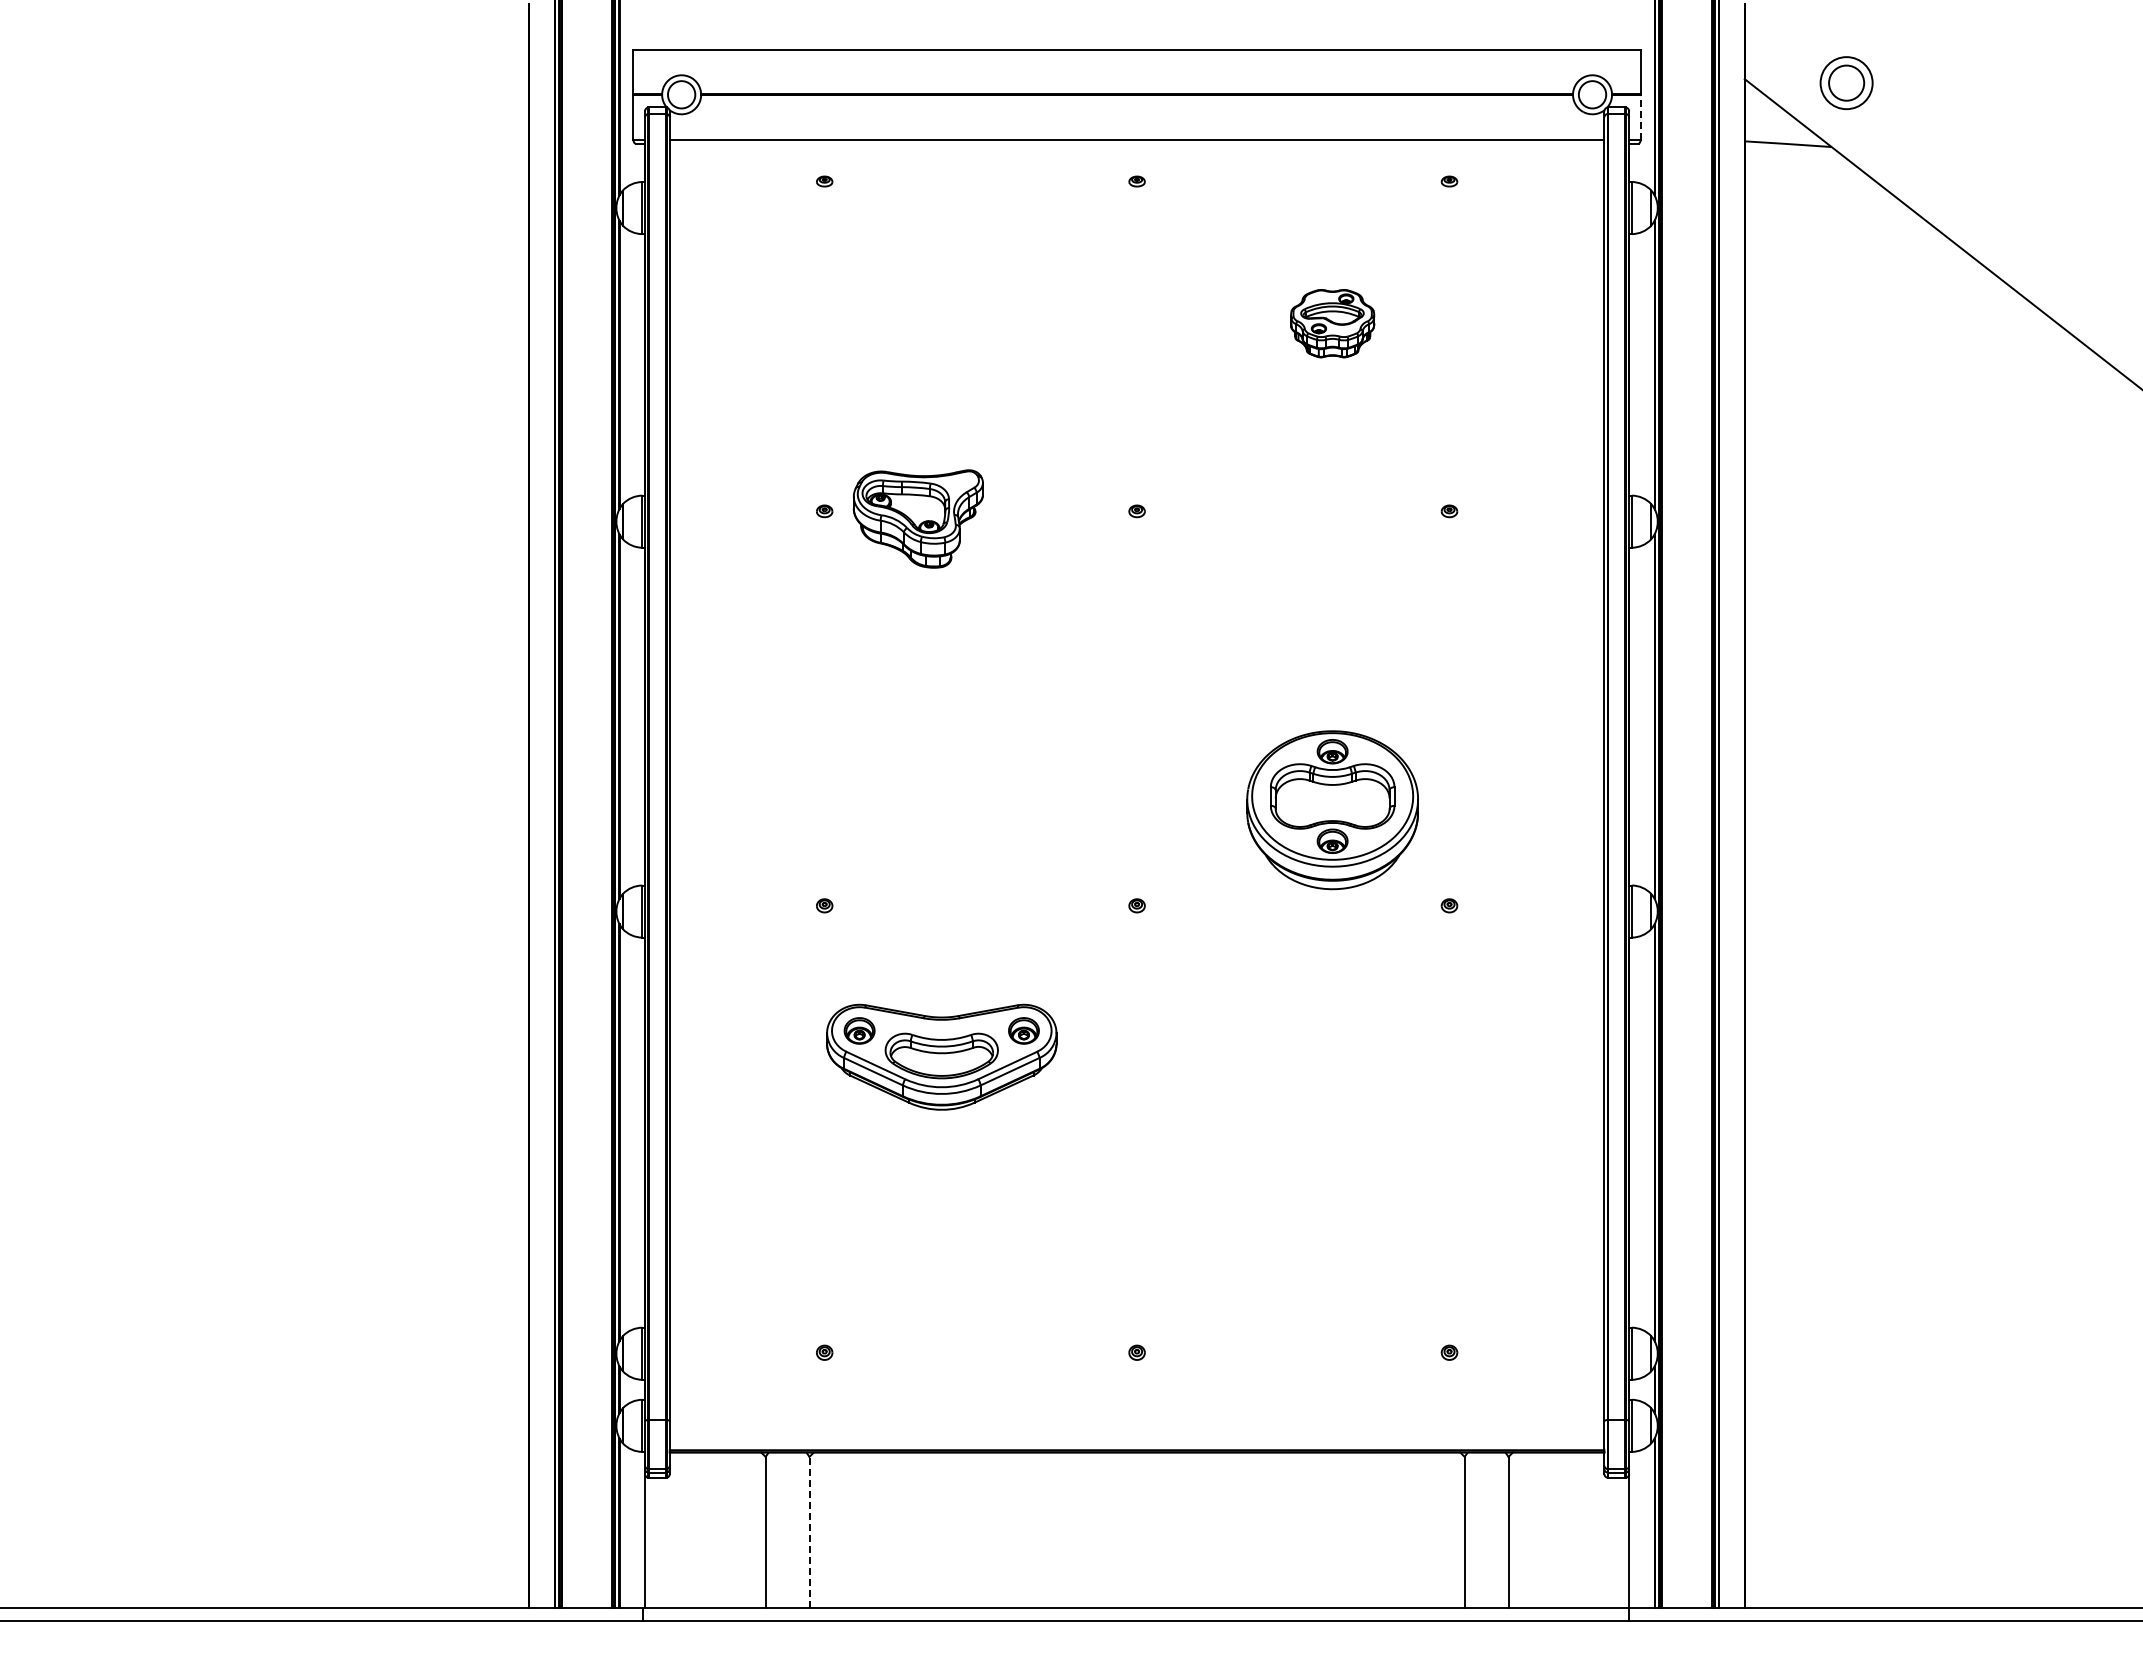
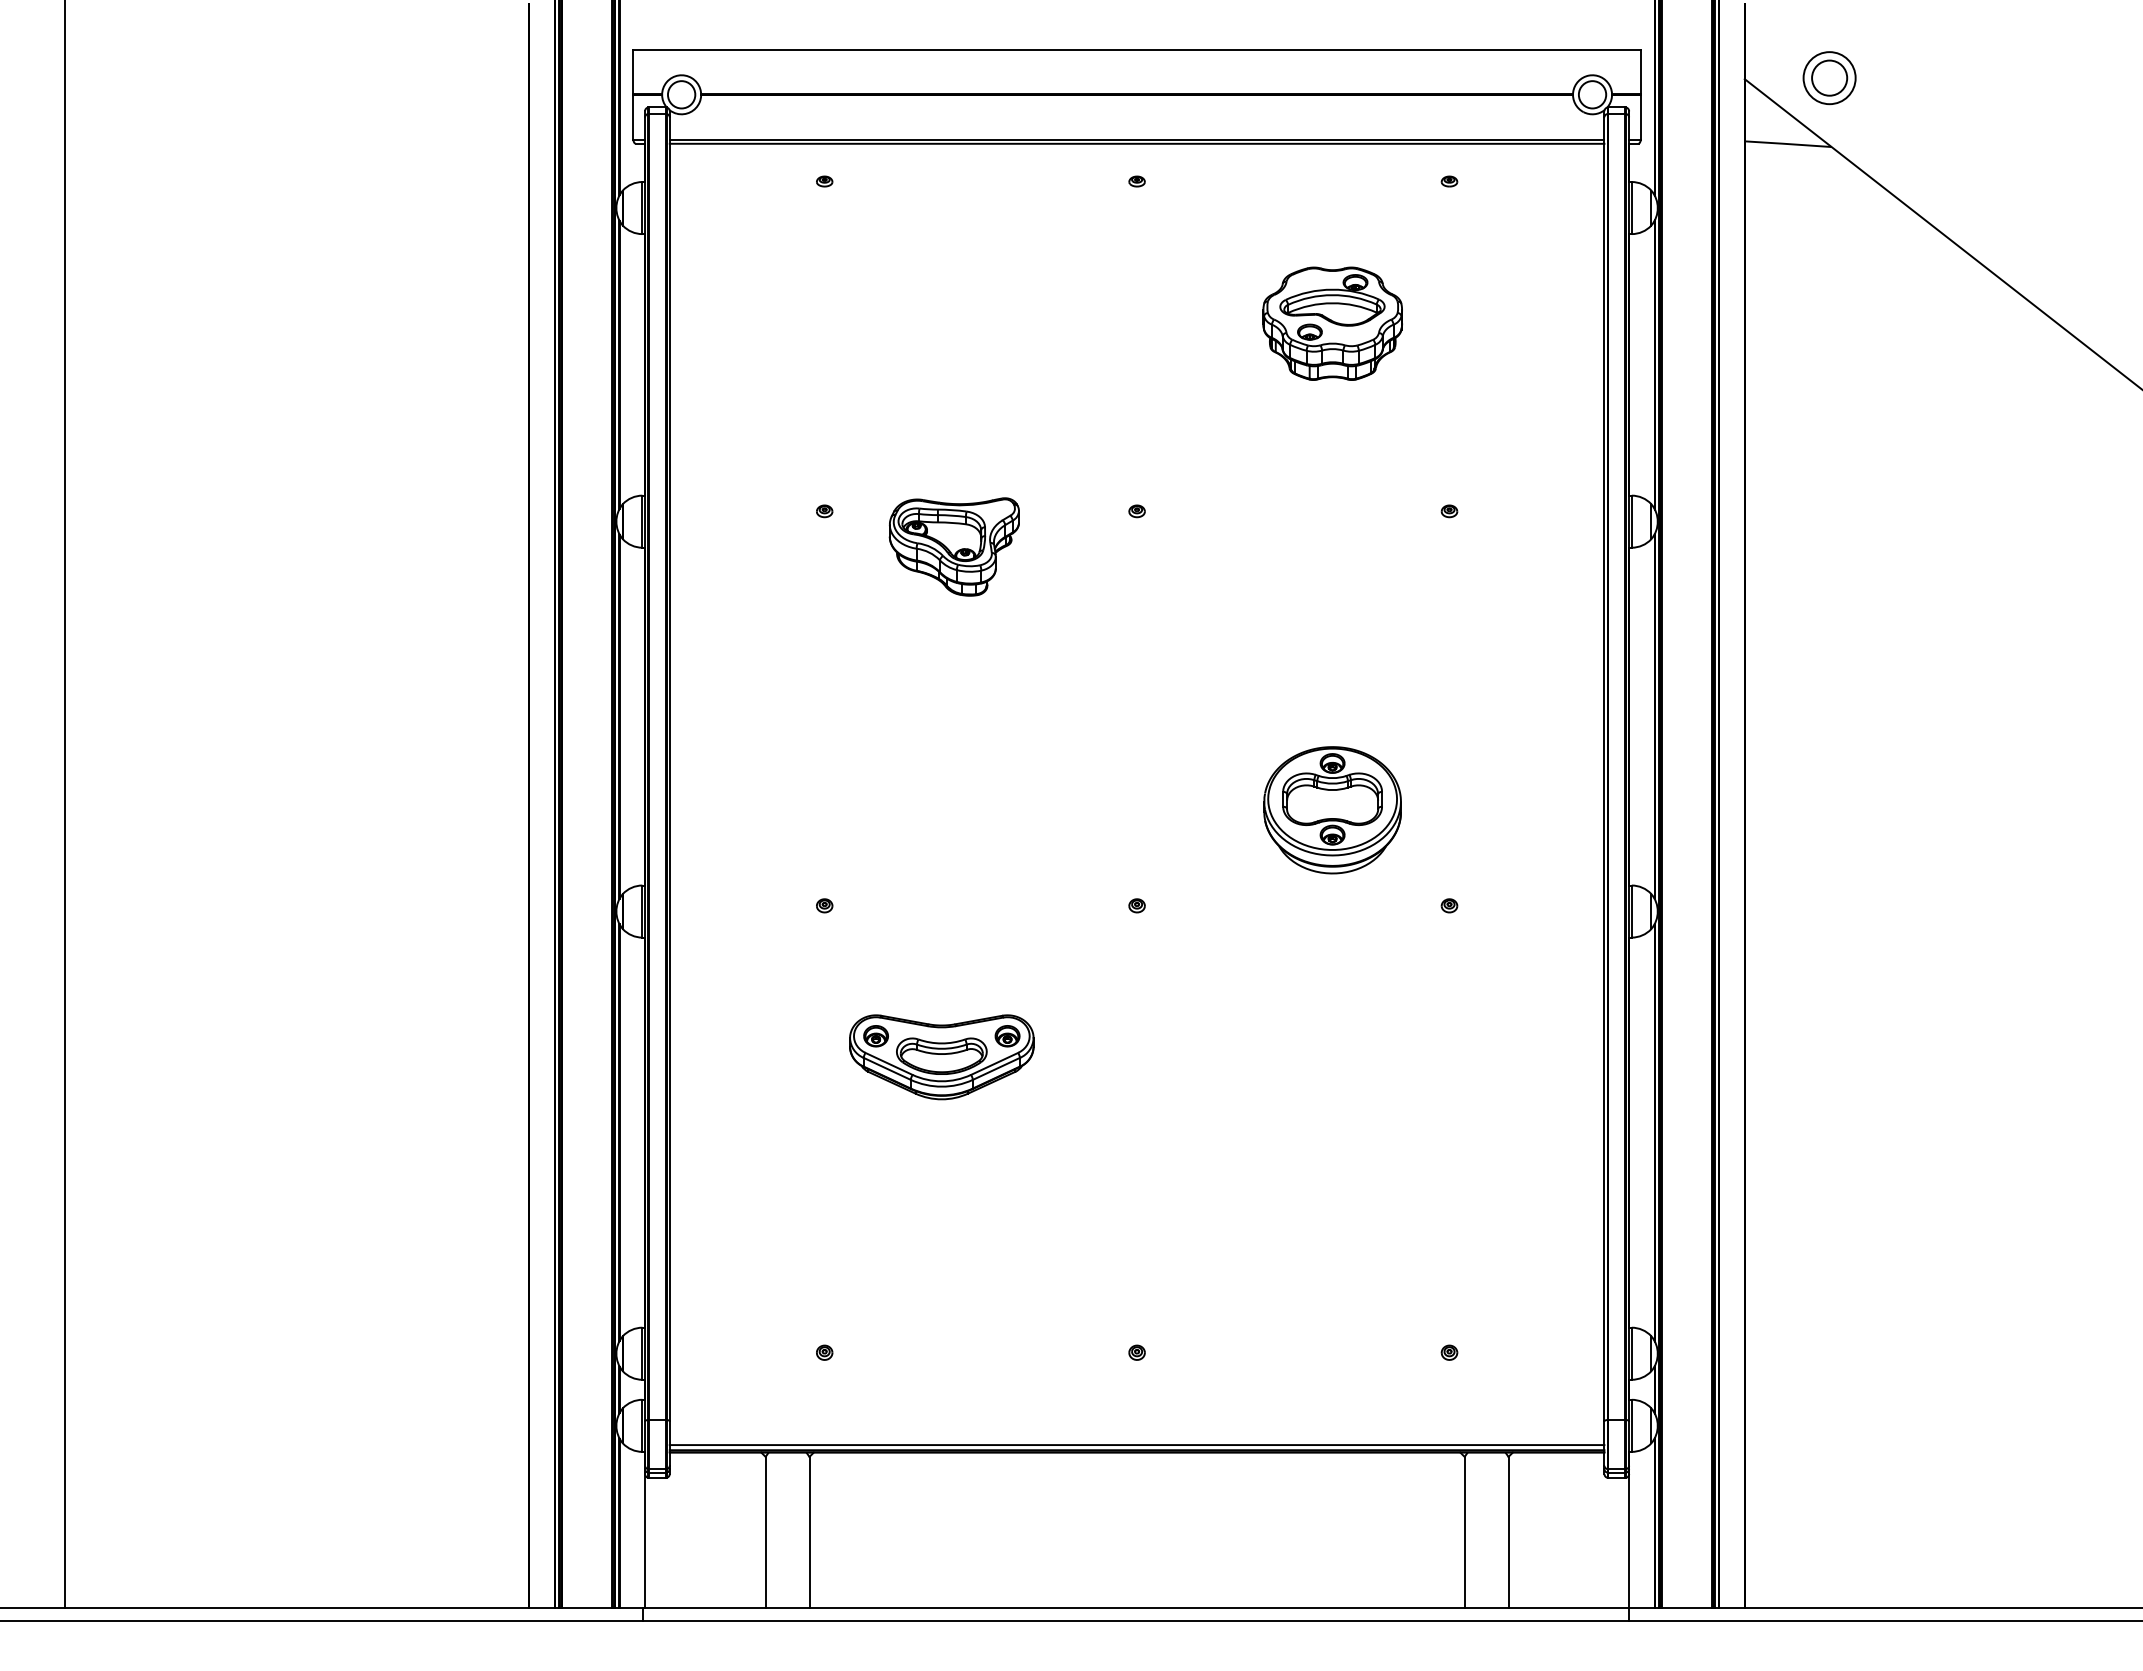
part position: (1846, 83) -> (1829, 78) (1829, 78)
line: dashed -> solid (1640, 116)
line: none -> present (1136, 143)
part size: 86x70 px -> 141x115 px (1332, 323)
part position: (917, 518) -> (953, 546) (953, 546)
line: none -> present (65, 805)
part size: 173x161 px -> 139x129 px (1332, 810)
part size: 232x108 px -> 186x87 px (941, 1057)
line: none -> present (1136, 1445)
line: dashed -> solid (809, 1532)
